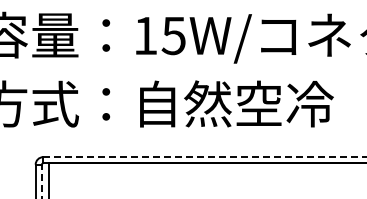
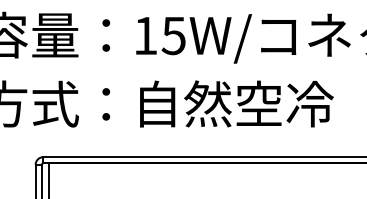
line: dashed -> solid (205, 157)
line: dashed -> solid (41, 181)
